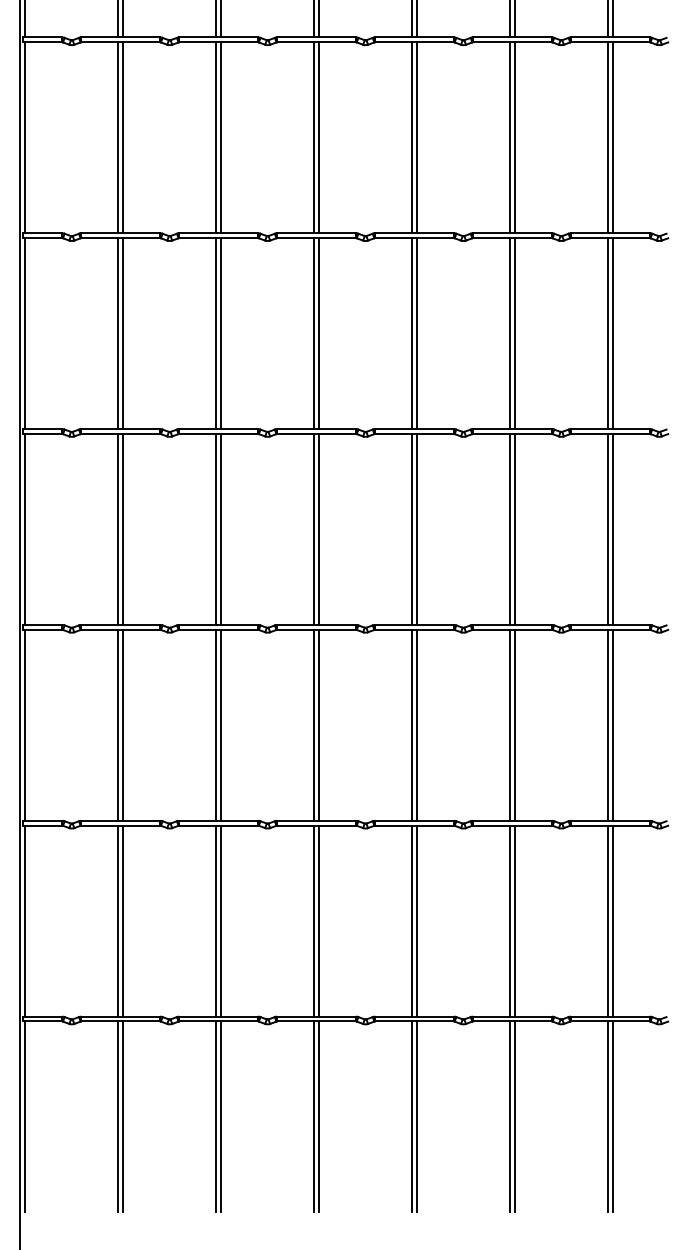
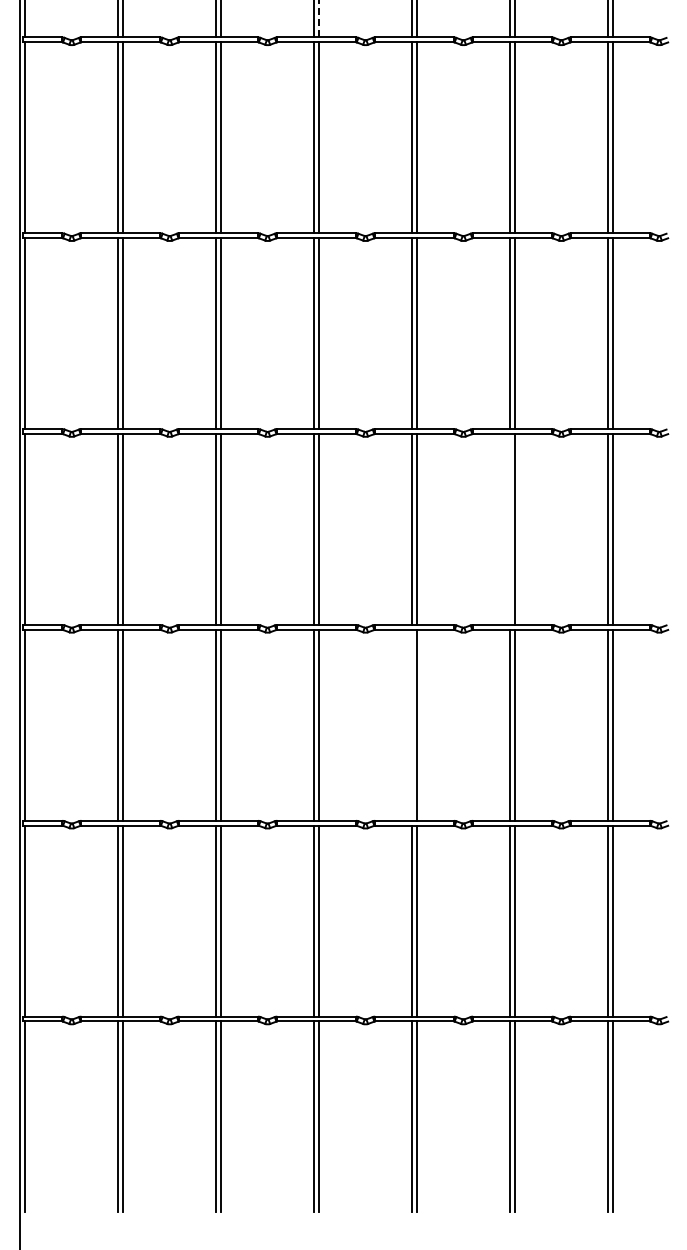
line: solid -> dashed (319, 18)
line: present -> none (510, 529)
line: present -> none (412, 724)
